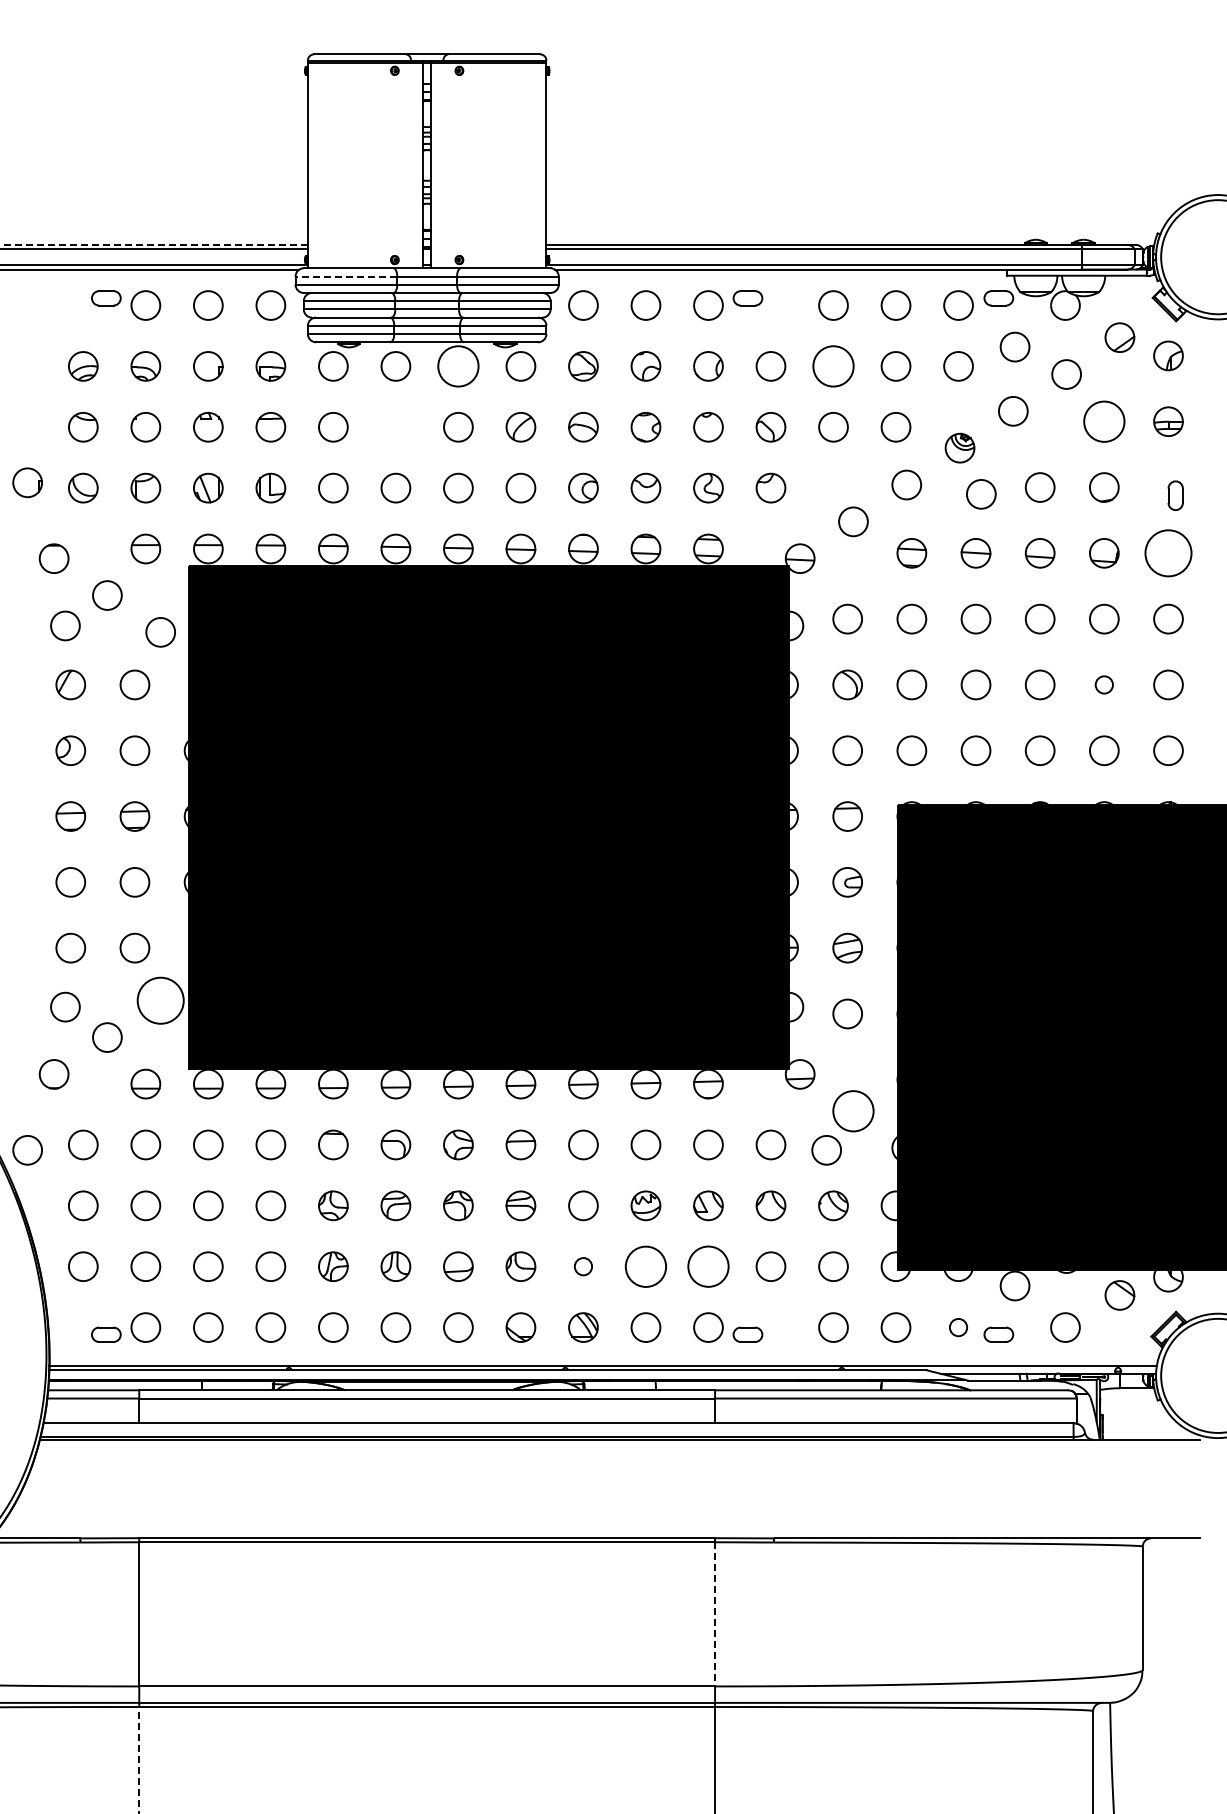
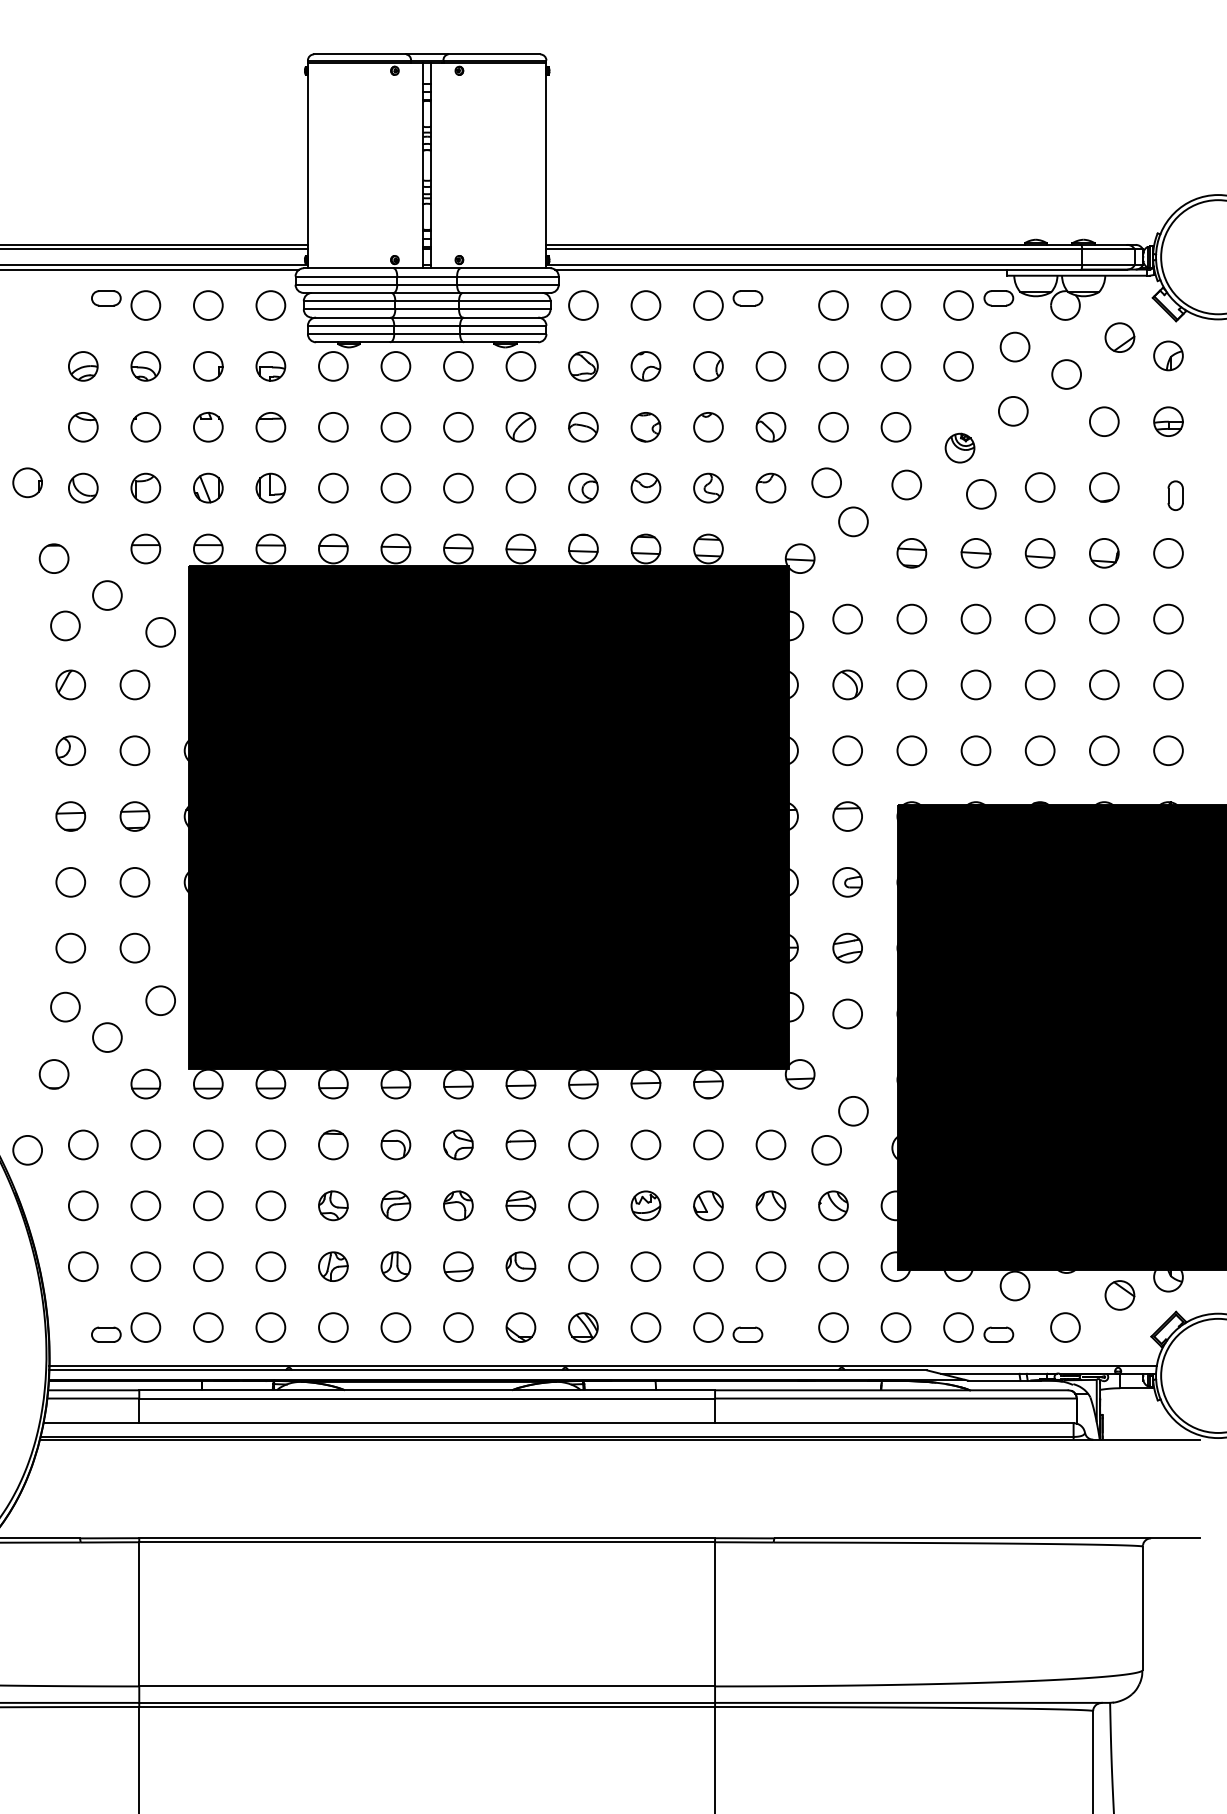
line: dashed -> solid (154, 244)
line: dashed -> solid (346, 276)
circle diameter: 40 px -> 29 px (458, 366)
circle diameter: 40 px -> 29 px (833, 366)
circle diameter: 40 px -> 29 px (1103, 421)
circle: none -> present (395, 427)
circle: none -> present (826, 482)
circle diameter: 46 px -> 29 px (1168, 552)
circle diameter: 17 px -> 29 px (1103, 684)
circle diameter: 46 px -> 29 px (160, 1000)
circle diameter: 40 px -> 29 px (853, 1110)
circle diameter: 17 px -> 29 px (583, 1266)
circle size: 43x43 px -> 32x31 px (645, 1266)
circle diameter: 40 px -> 29 px (708, 1266)
circle diameter: 17 px -> 29 px (958, 1327)
line: dashed -> solid (715, 1614)
line: dashed -> solid (139, 1759)
